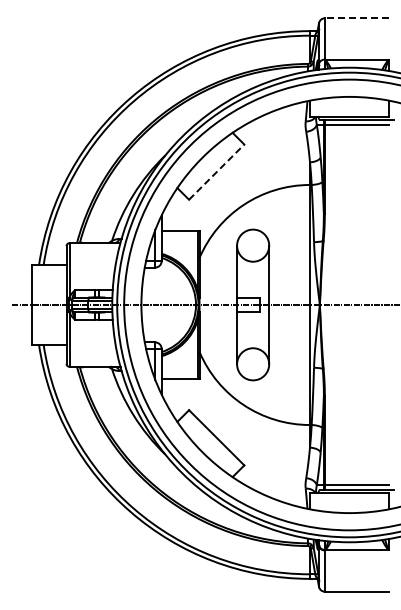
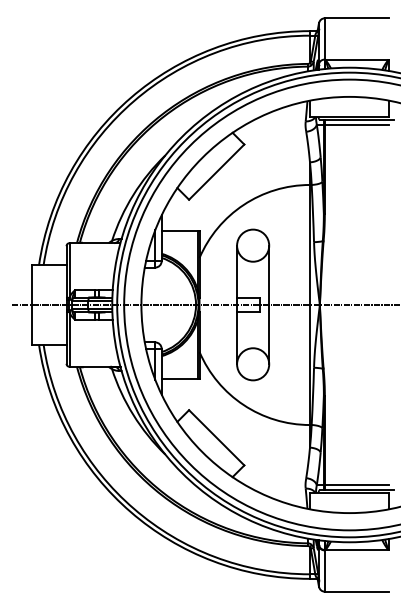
line: dashed -> solid (356, 18)
line: dashed -> solid (217, 171)
